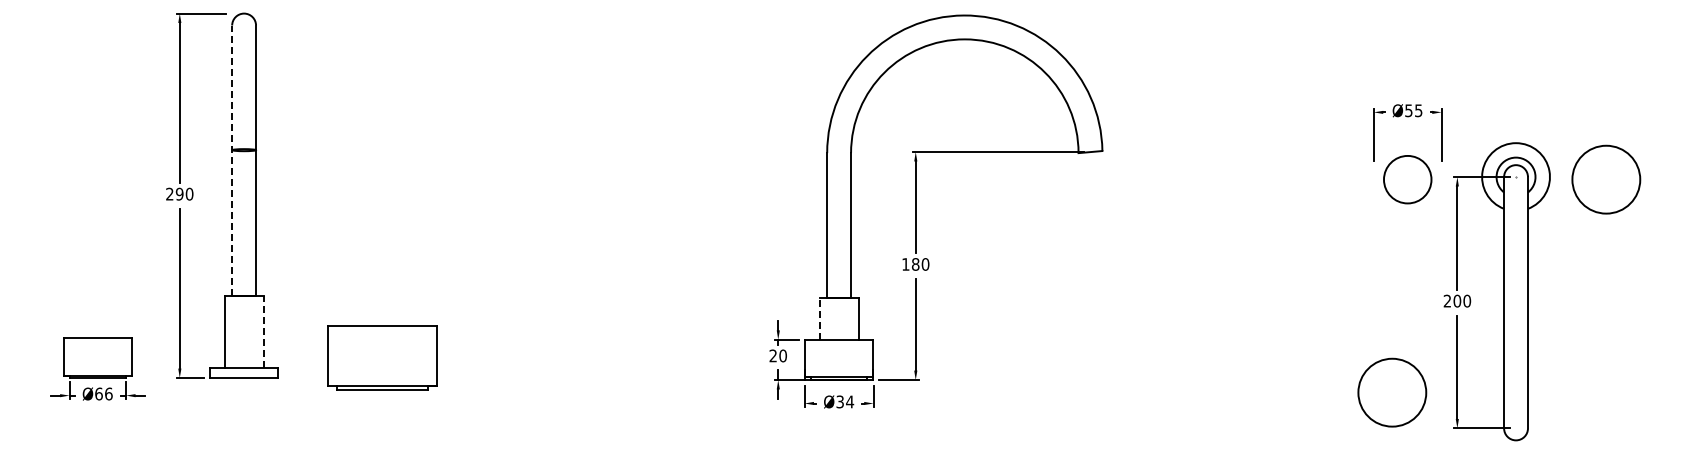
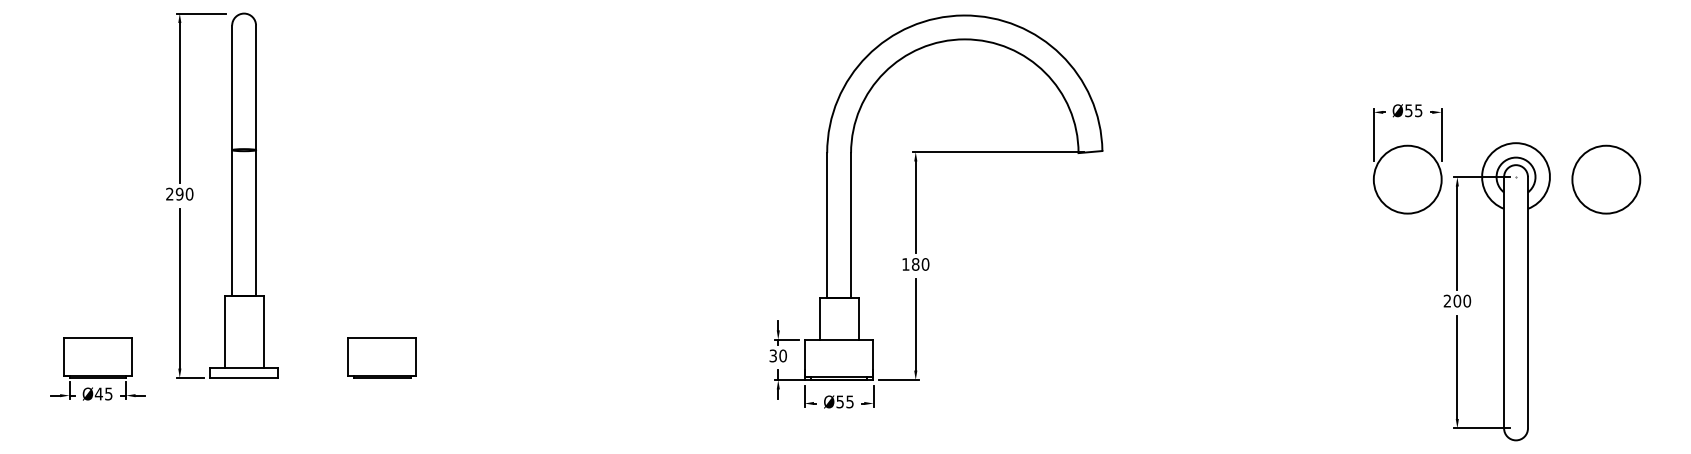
line: dashed -> solid (232, 160)
circle diameter: 48 px -> 68 px (1407, 179)
line: dashed -> solid (819, 319)
line: dashed -> solid (263, 332)
text: 20 -> 30 (772, 356)
part size: 111x66 px -> 70x42 px (381, 357)
circle: present -> none (1392, 392)
text: Ø66 -> Ø45 (103, 393)
text: Ø34 -> Ø55 (845, 401)
